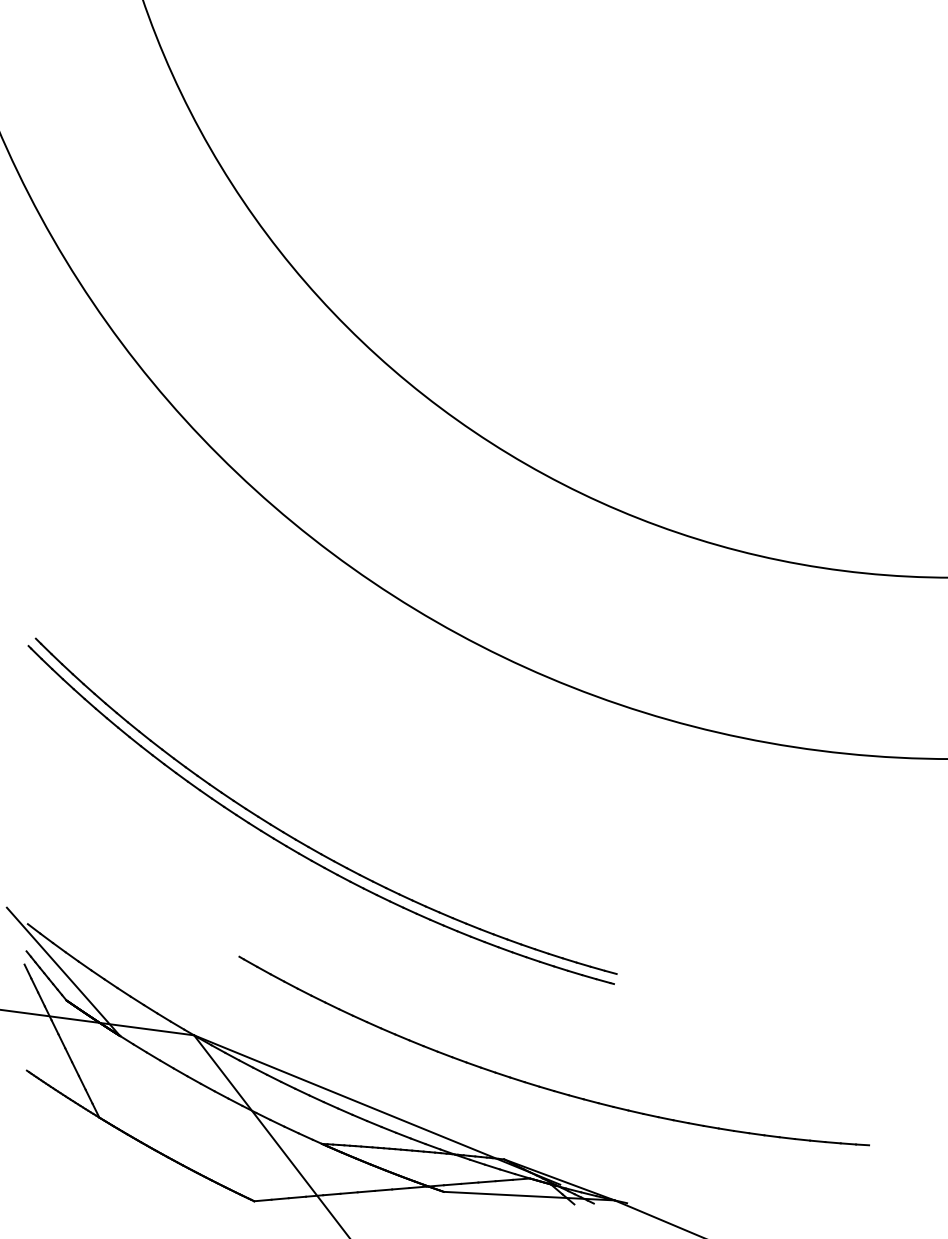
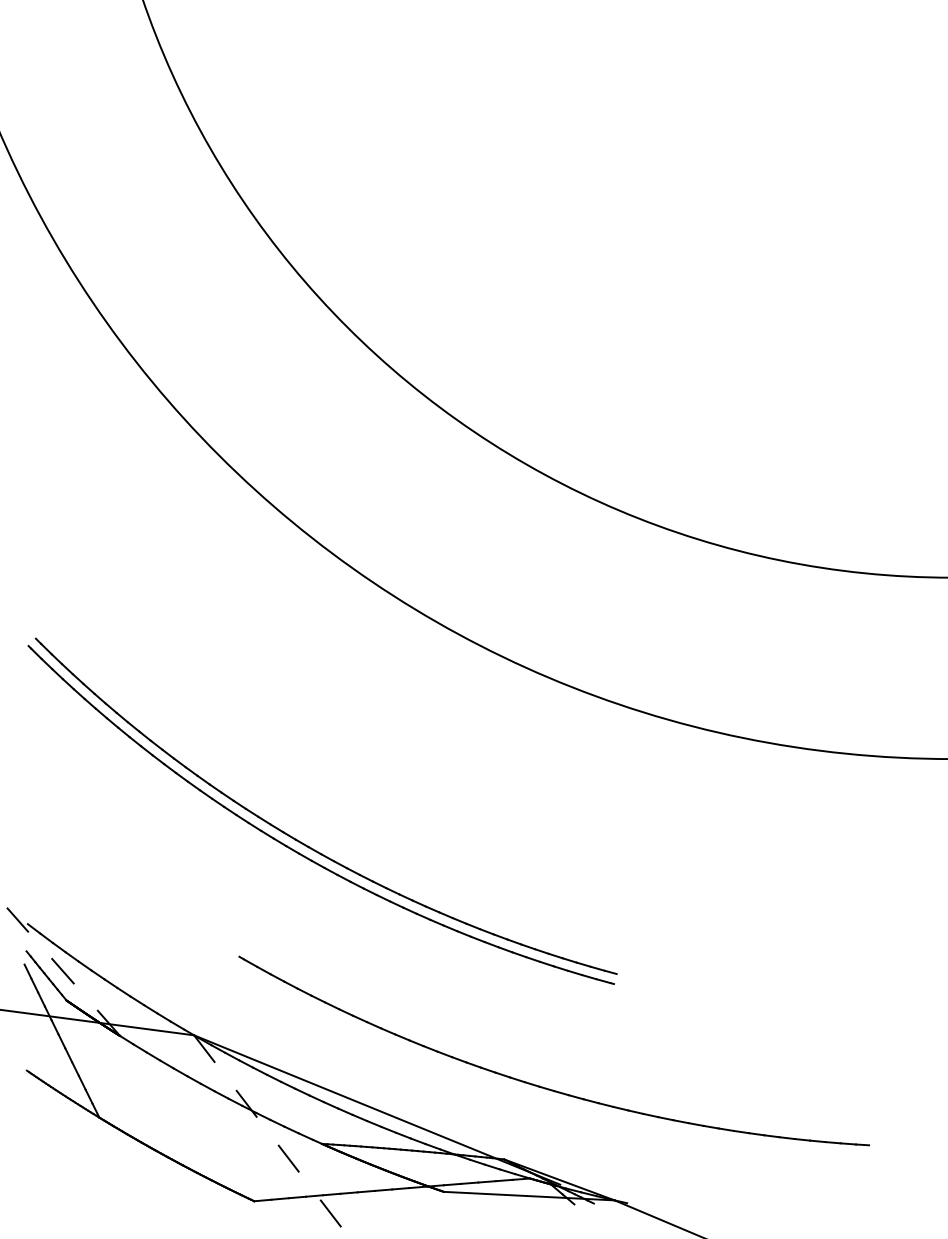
line: solid -> dashed (63, 971)
line: solid -> dashed (271, 1136)
